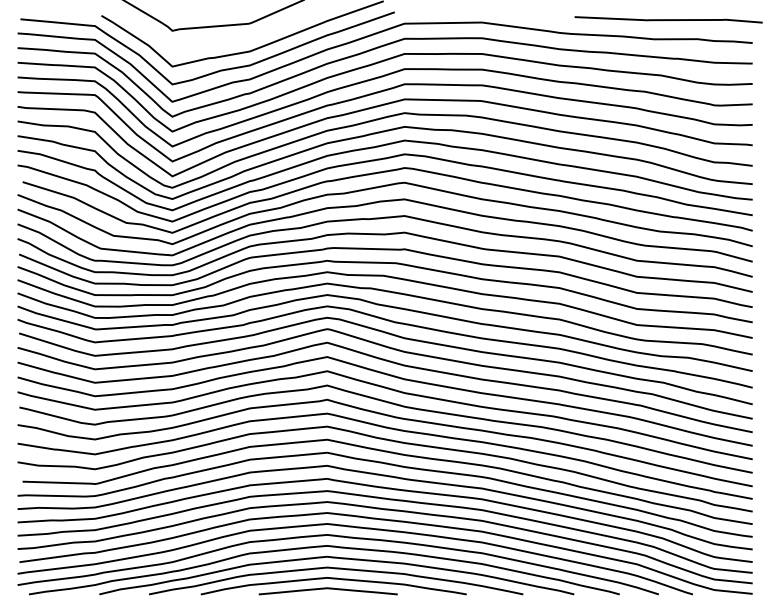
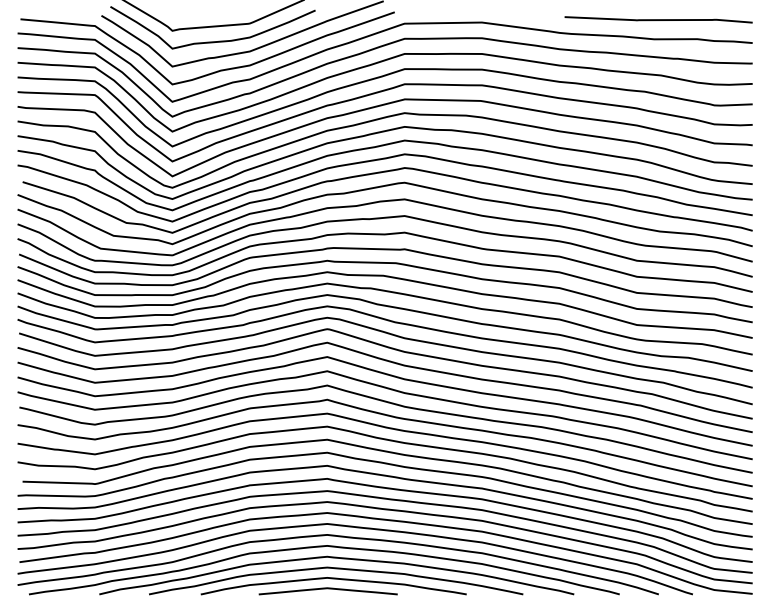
curve position: (668, 19) -> (658, 19) (658, 19)
curve: none -> present (212, 41)
